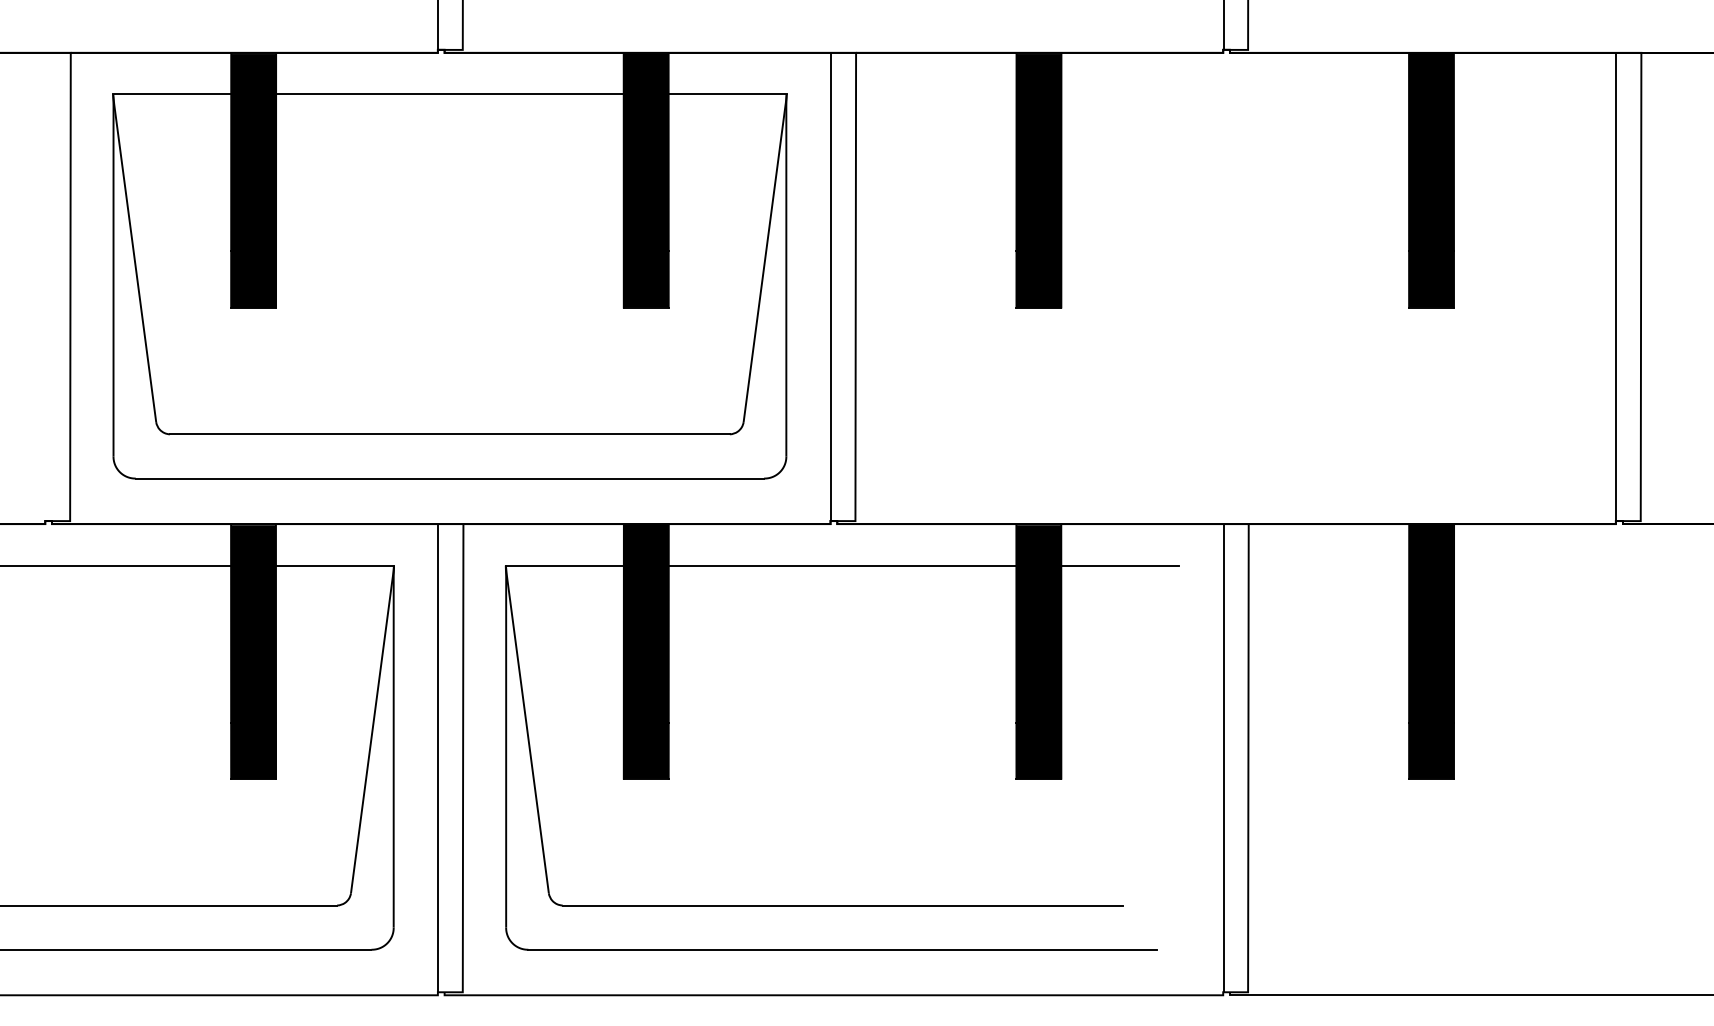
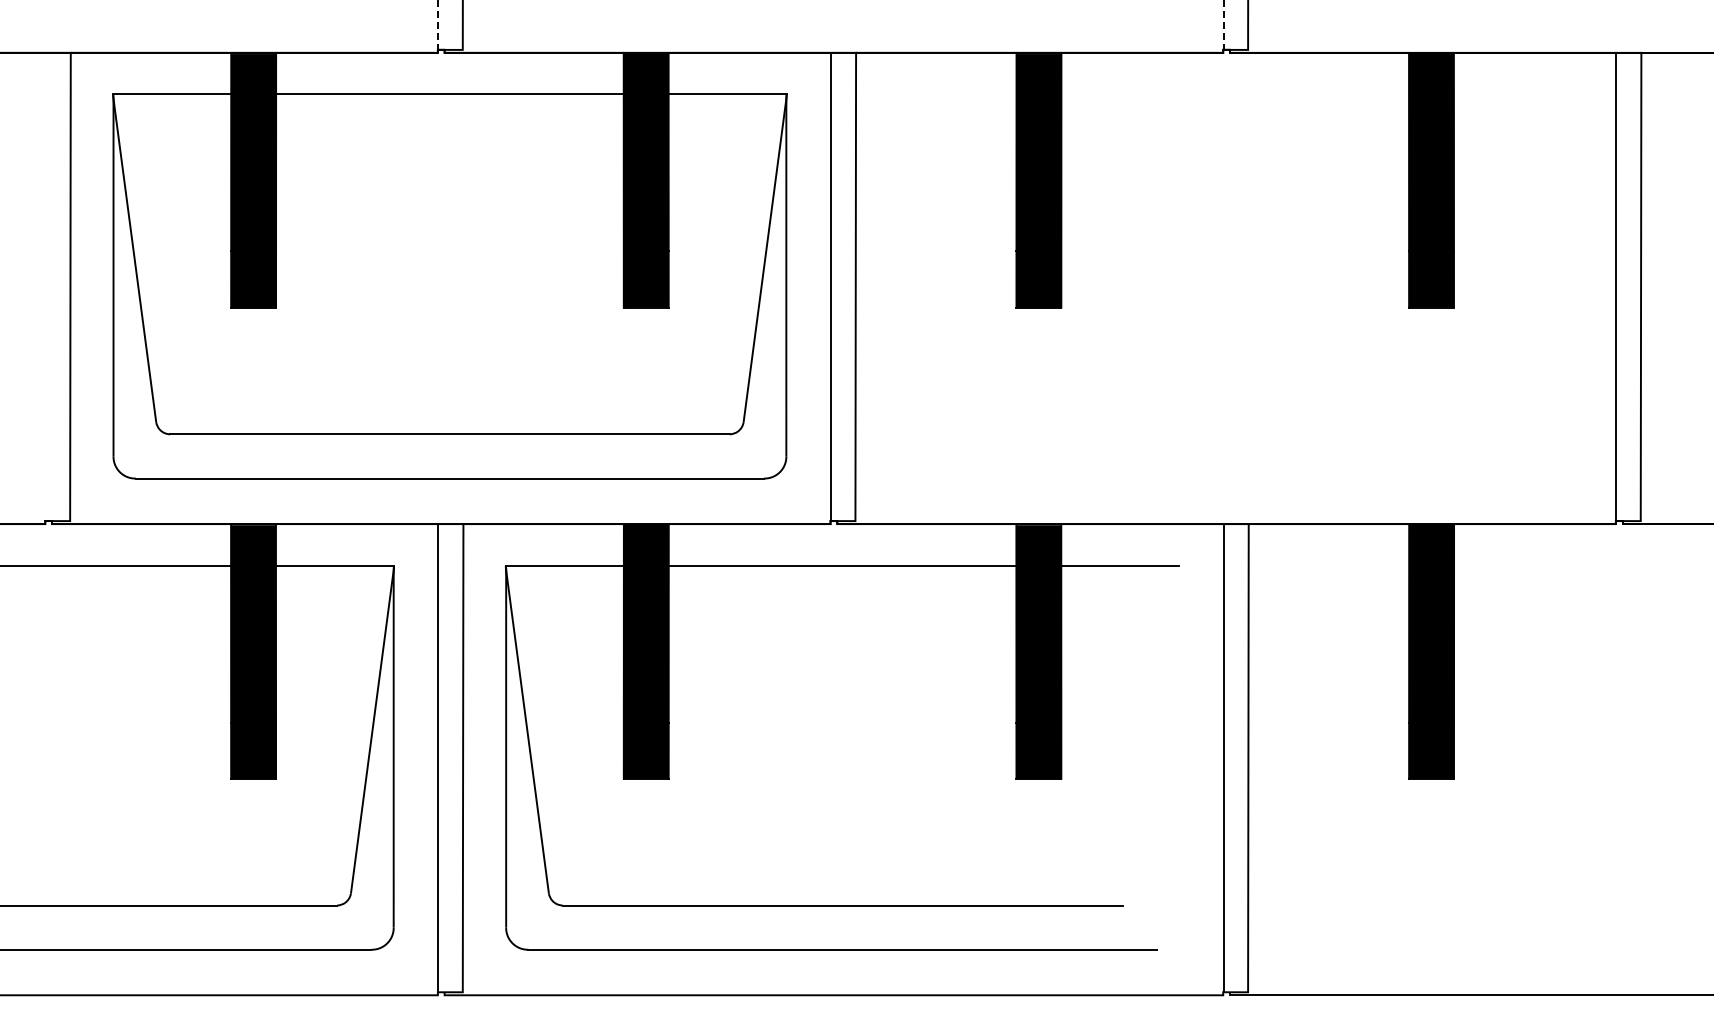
line: solid -> dashed (438, 25)
line: solid -> dashed (1223, 25)
